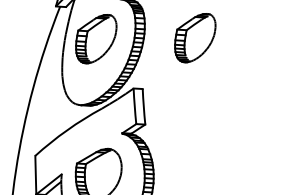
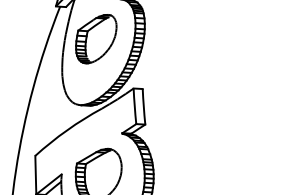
part: present -> none (195, 38)
